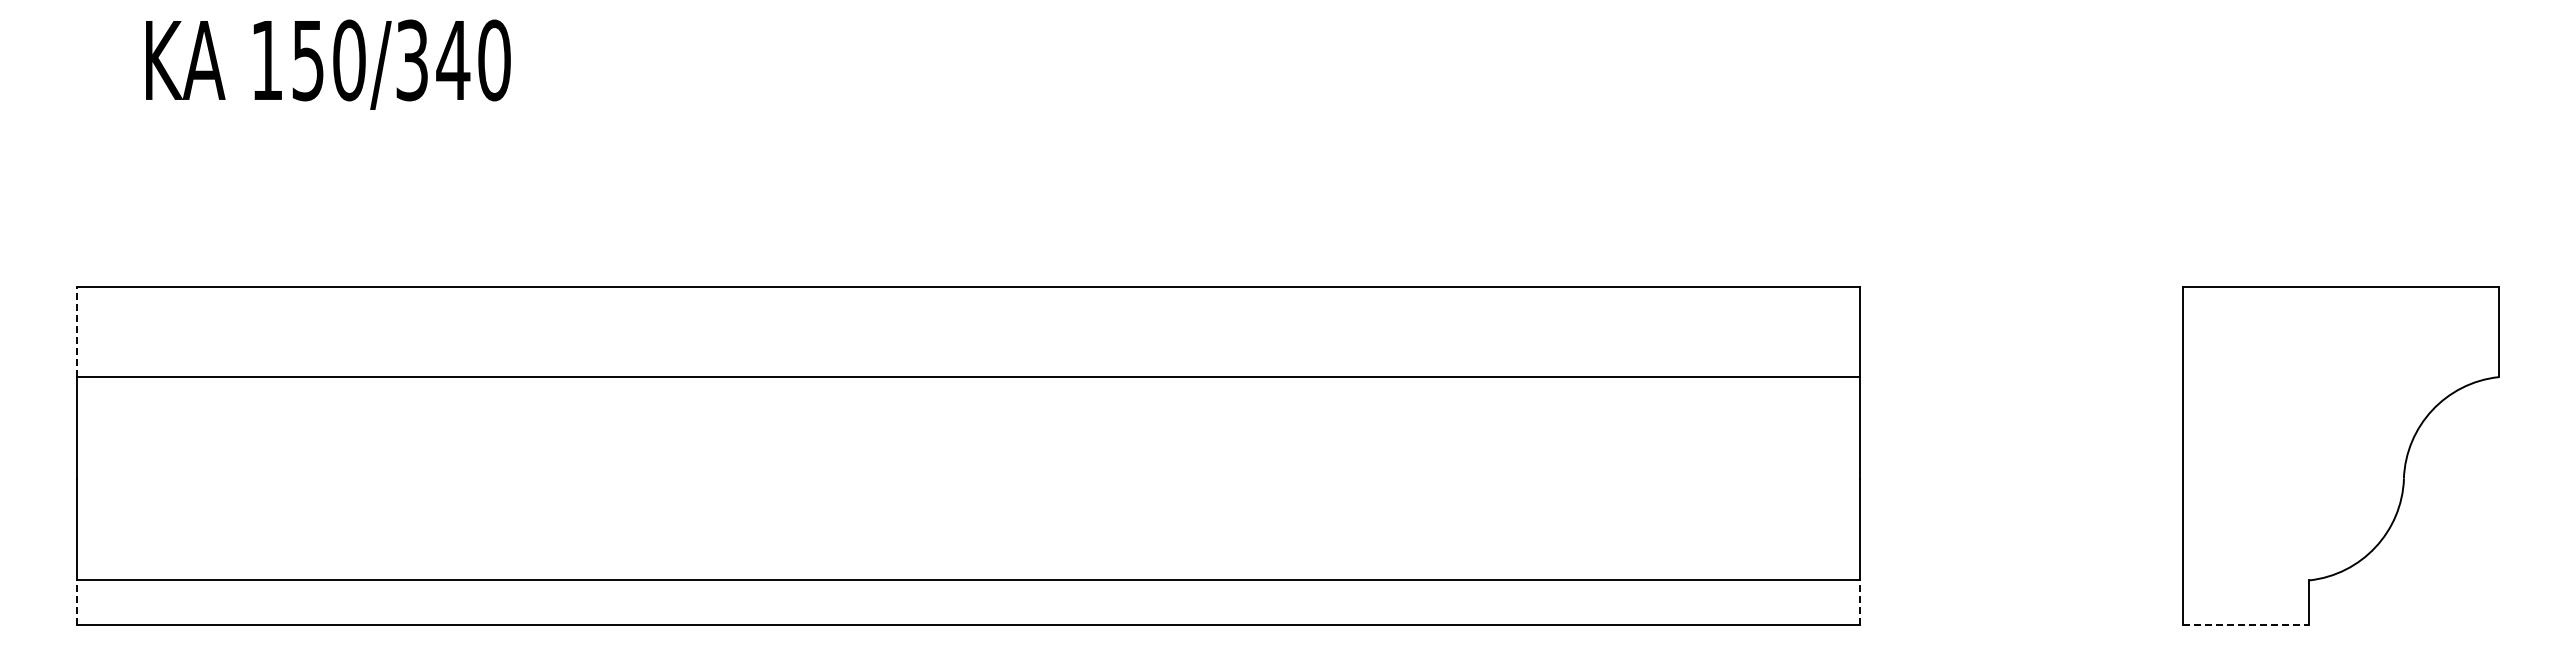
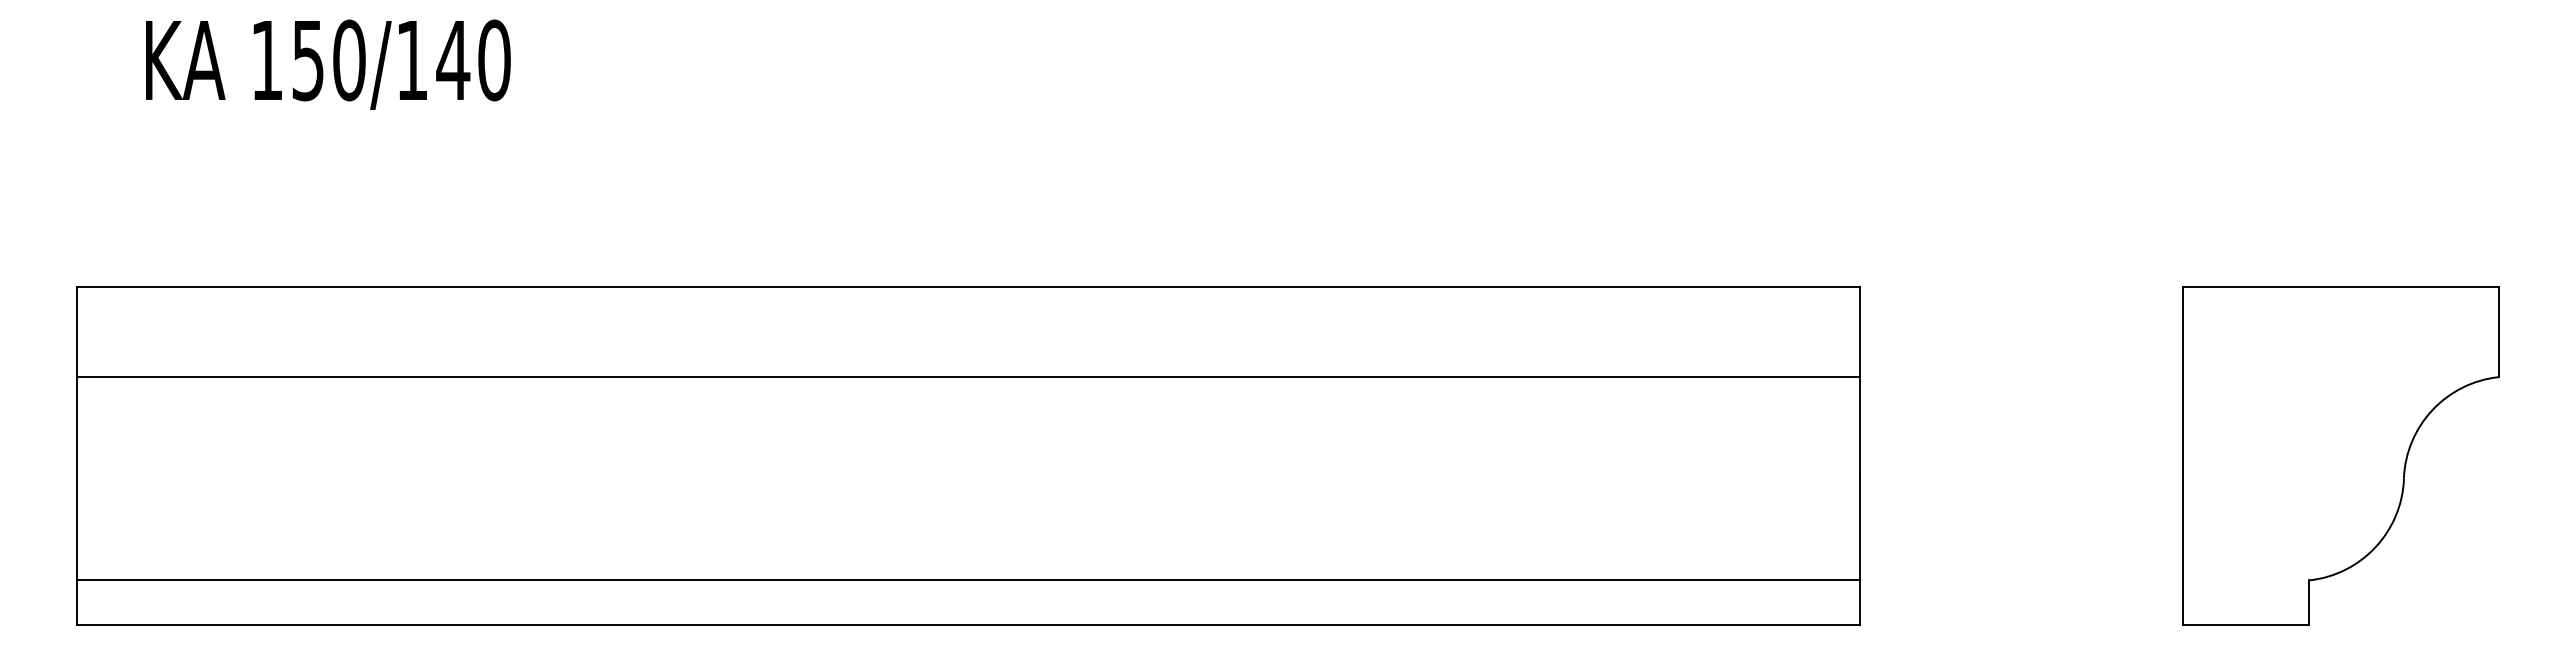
text: 150/340 -> 150/140 (411, 60)
line: dashed -> solid (77, 331)
line: dashed -> solid (77, 602)
line: dashed -> solid (1859, 602)
line: dashed -> solid (2246, 625)
